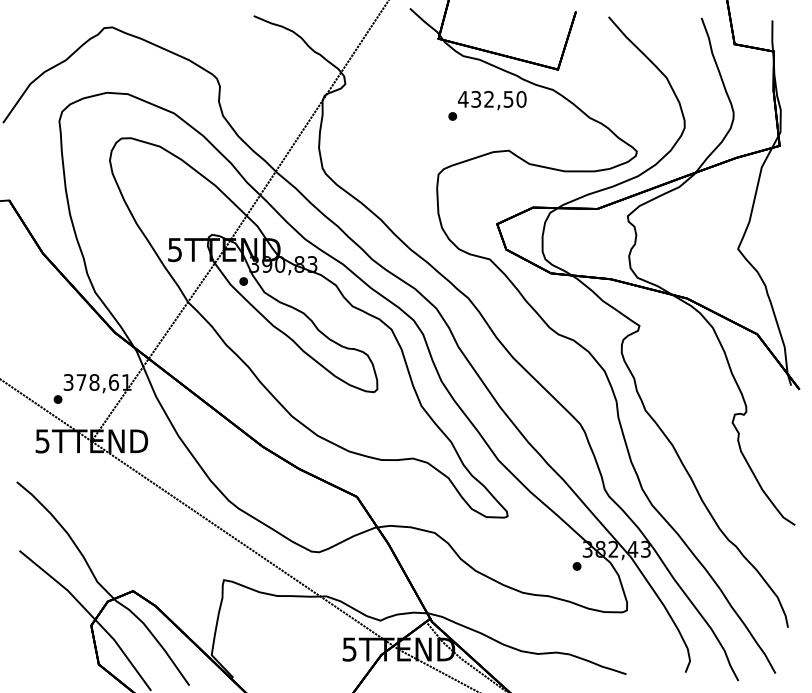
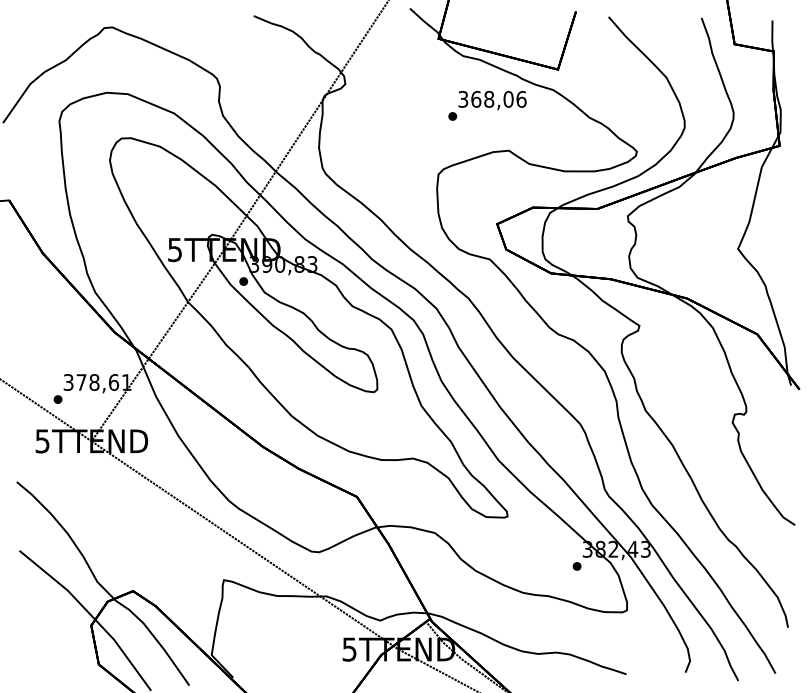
text: 432,50 -> 368,06 (491, 98)
